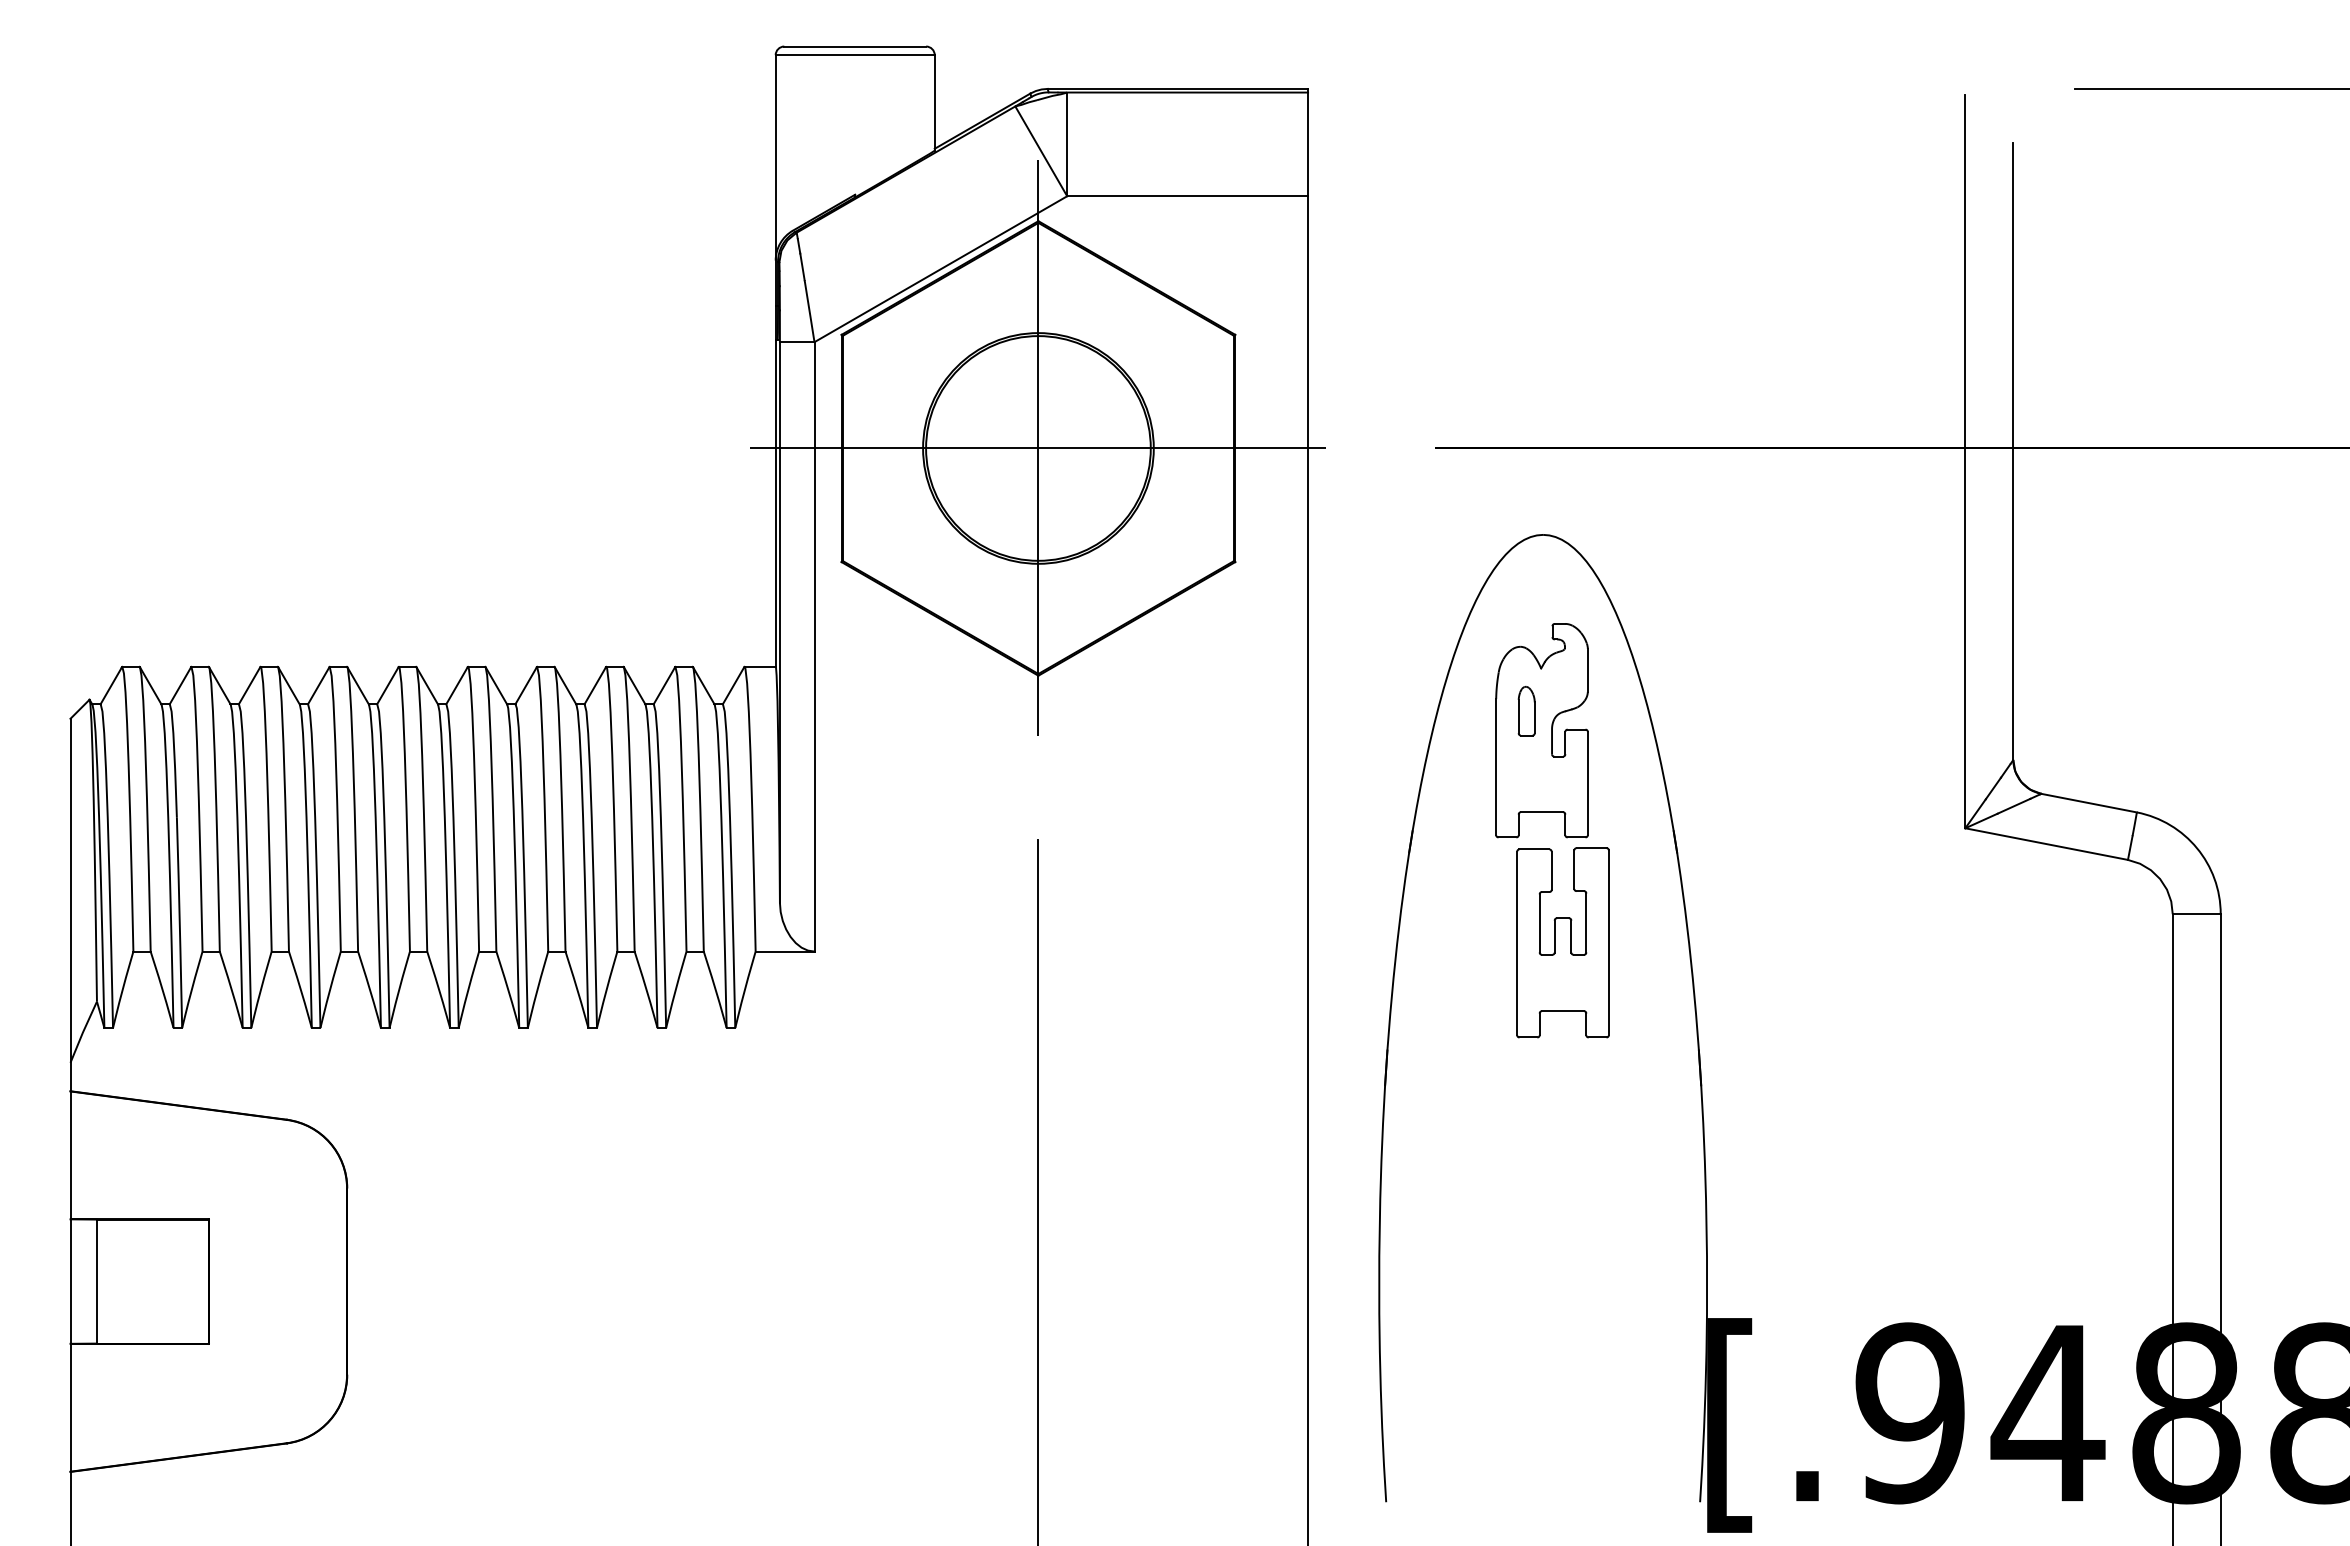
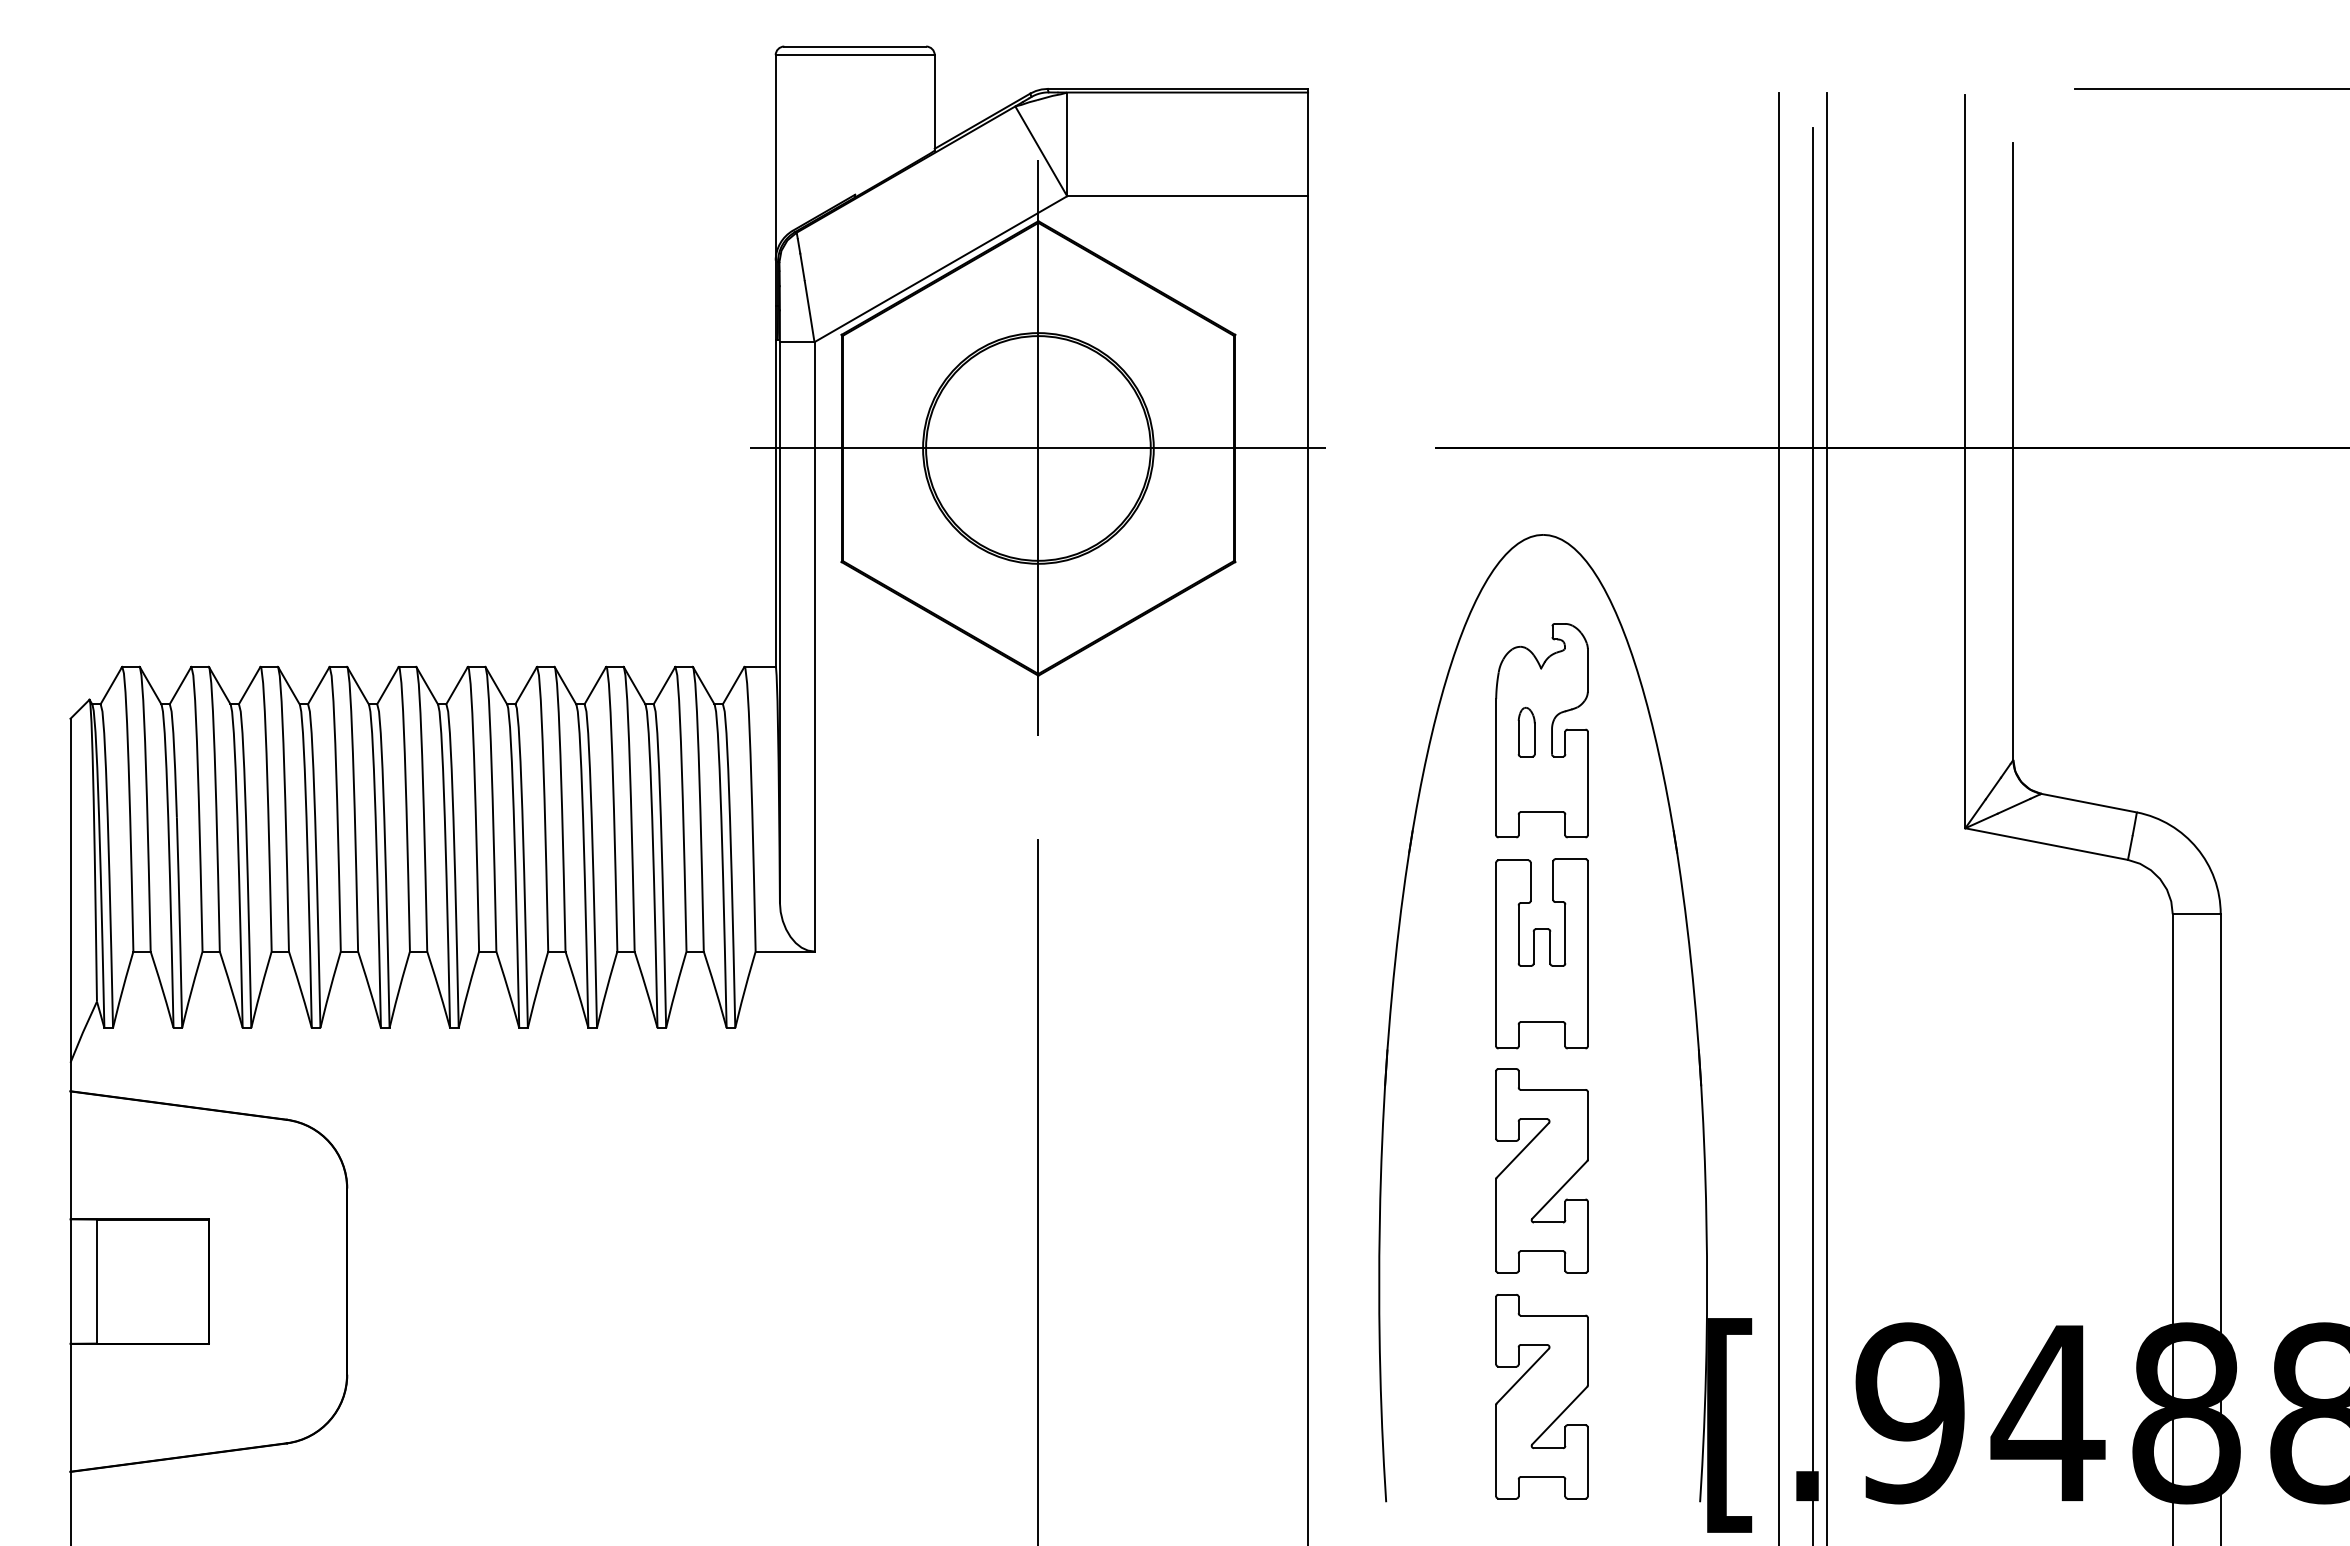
part position: (1526, 711) -> (1526, 732) (1526, 732)
line: none -> present (1778, 817)
line: none -> present (1826, 817)
line: none -> present (1812, 834)
part position: (1562, 942) -> (1541, 953) (1541, 953)
part: none -> present (1541, 1170)
part: none -> present (1541, 1396)
